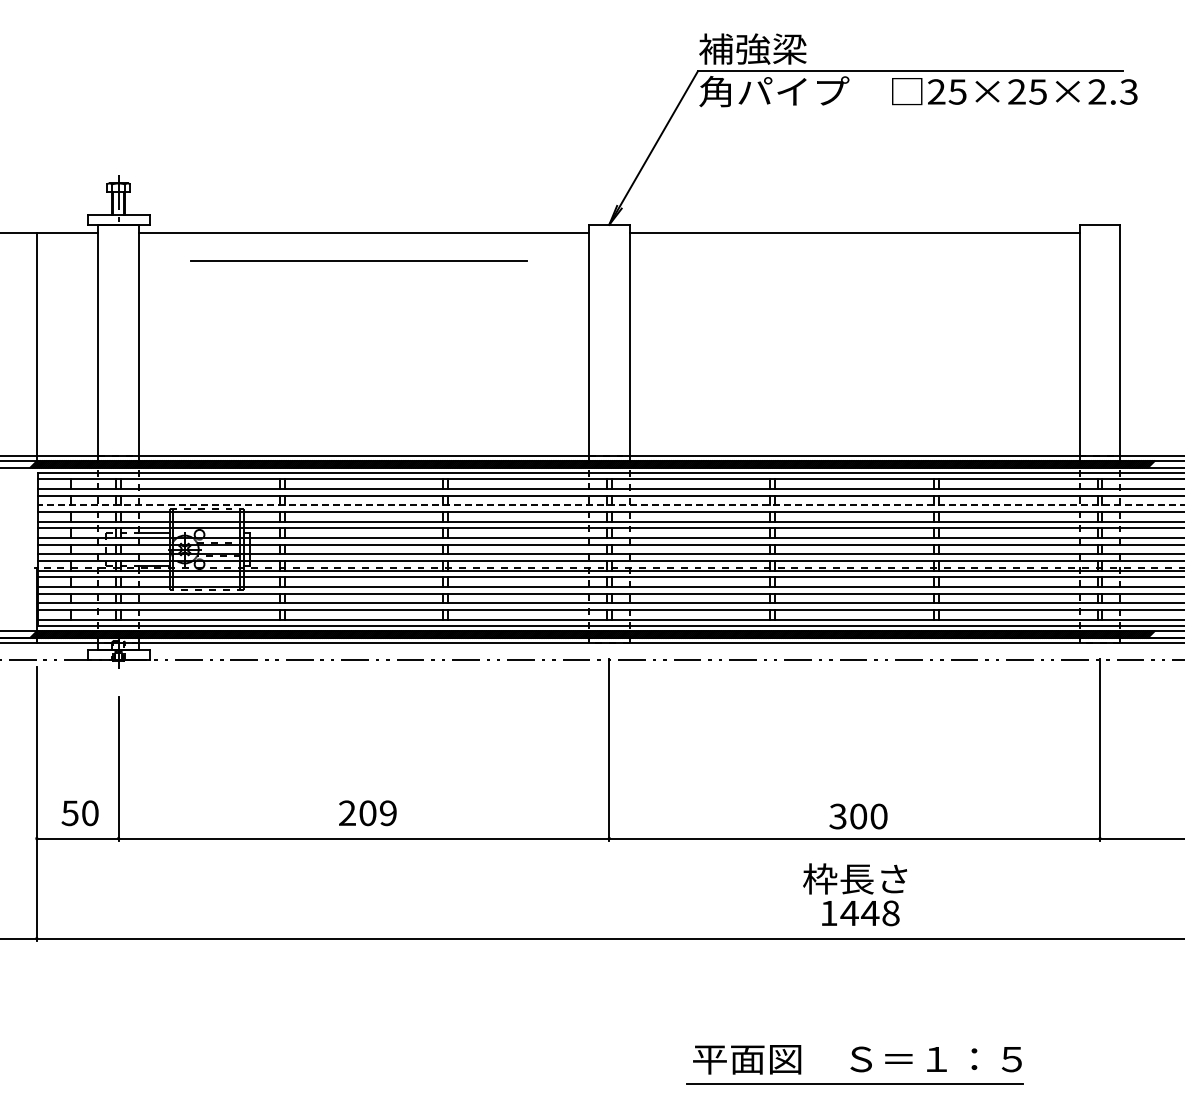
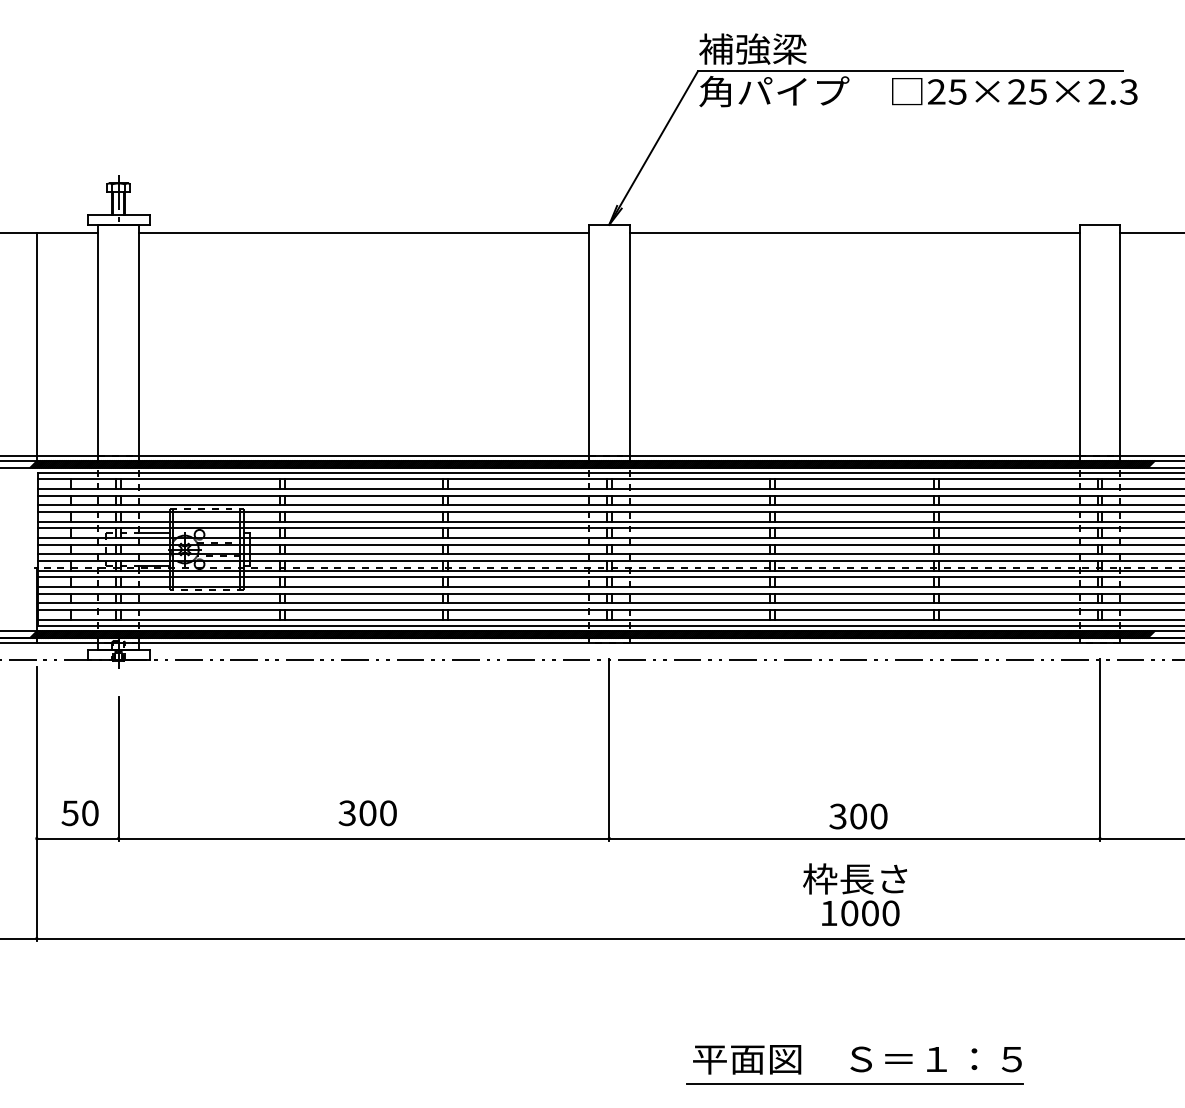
line: none -> present (1150, 233)
line: present -> none (358, 260)
line: dashed -> solid (611, 505)
text: 209 -> 300 (367, 813)
text: 1448 -> 1000 (869, 913)
